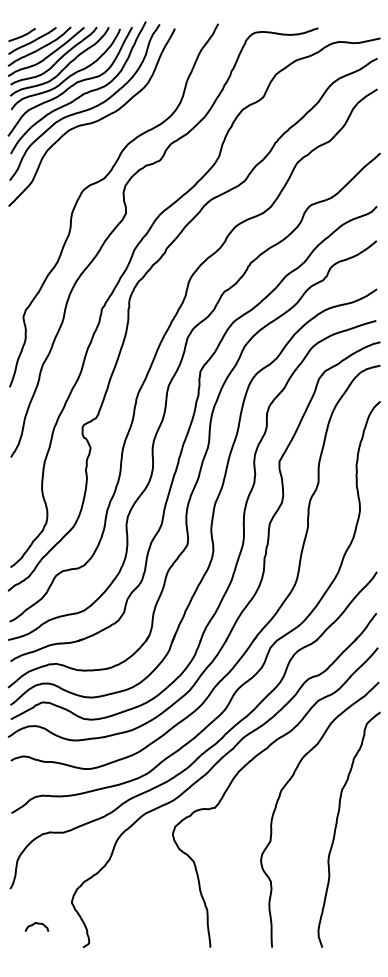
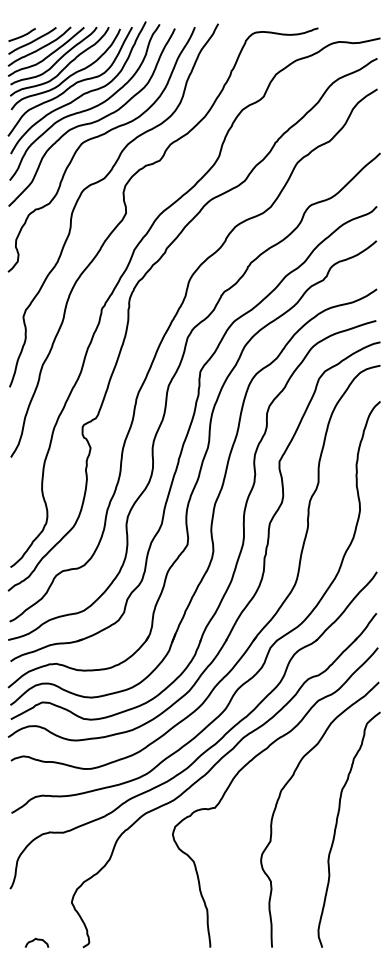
curve: none -> present (98, 137)
curve position: (35, 924) -> (35, 940) (35, 940)
